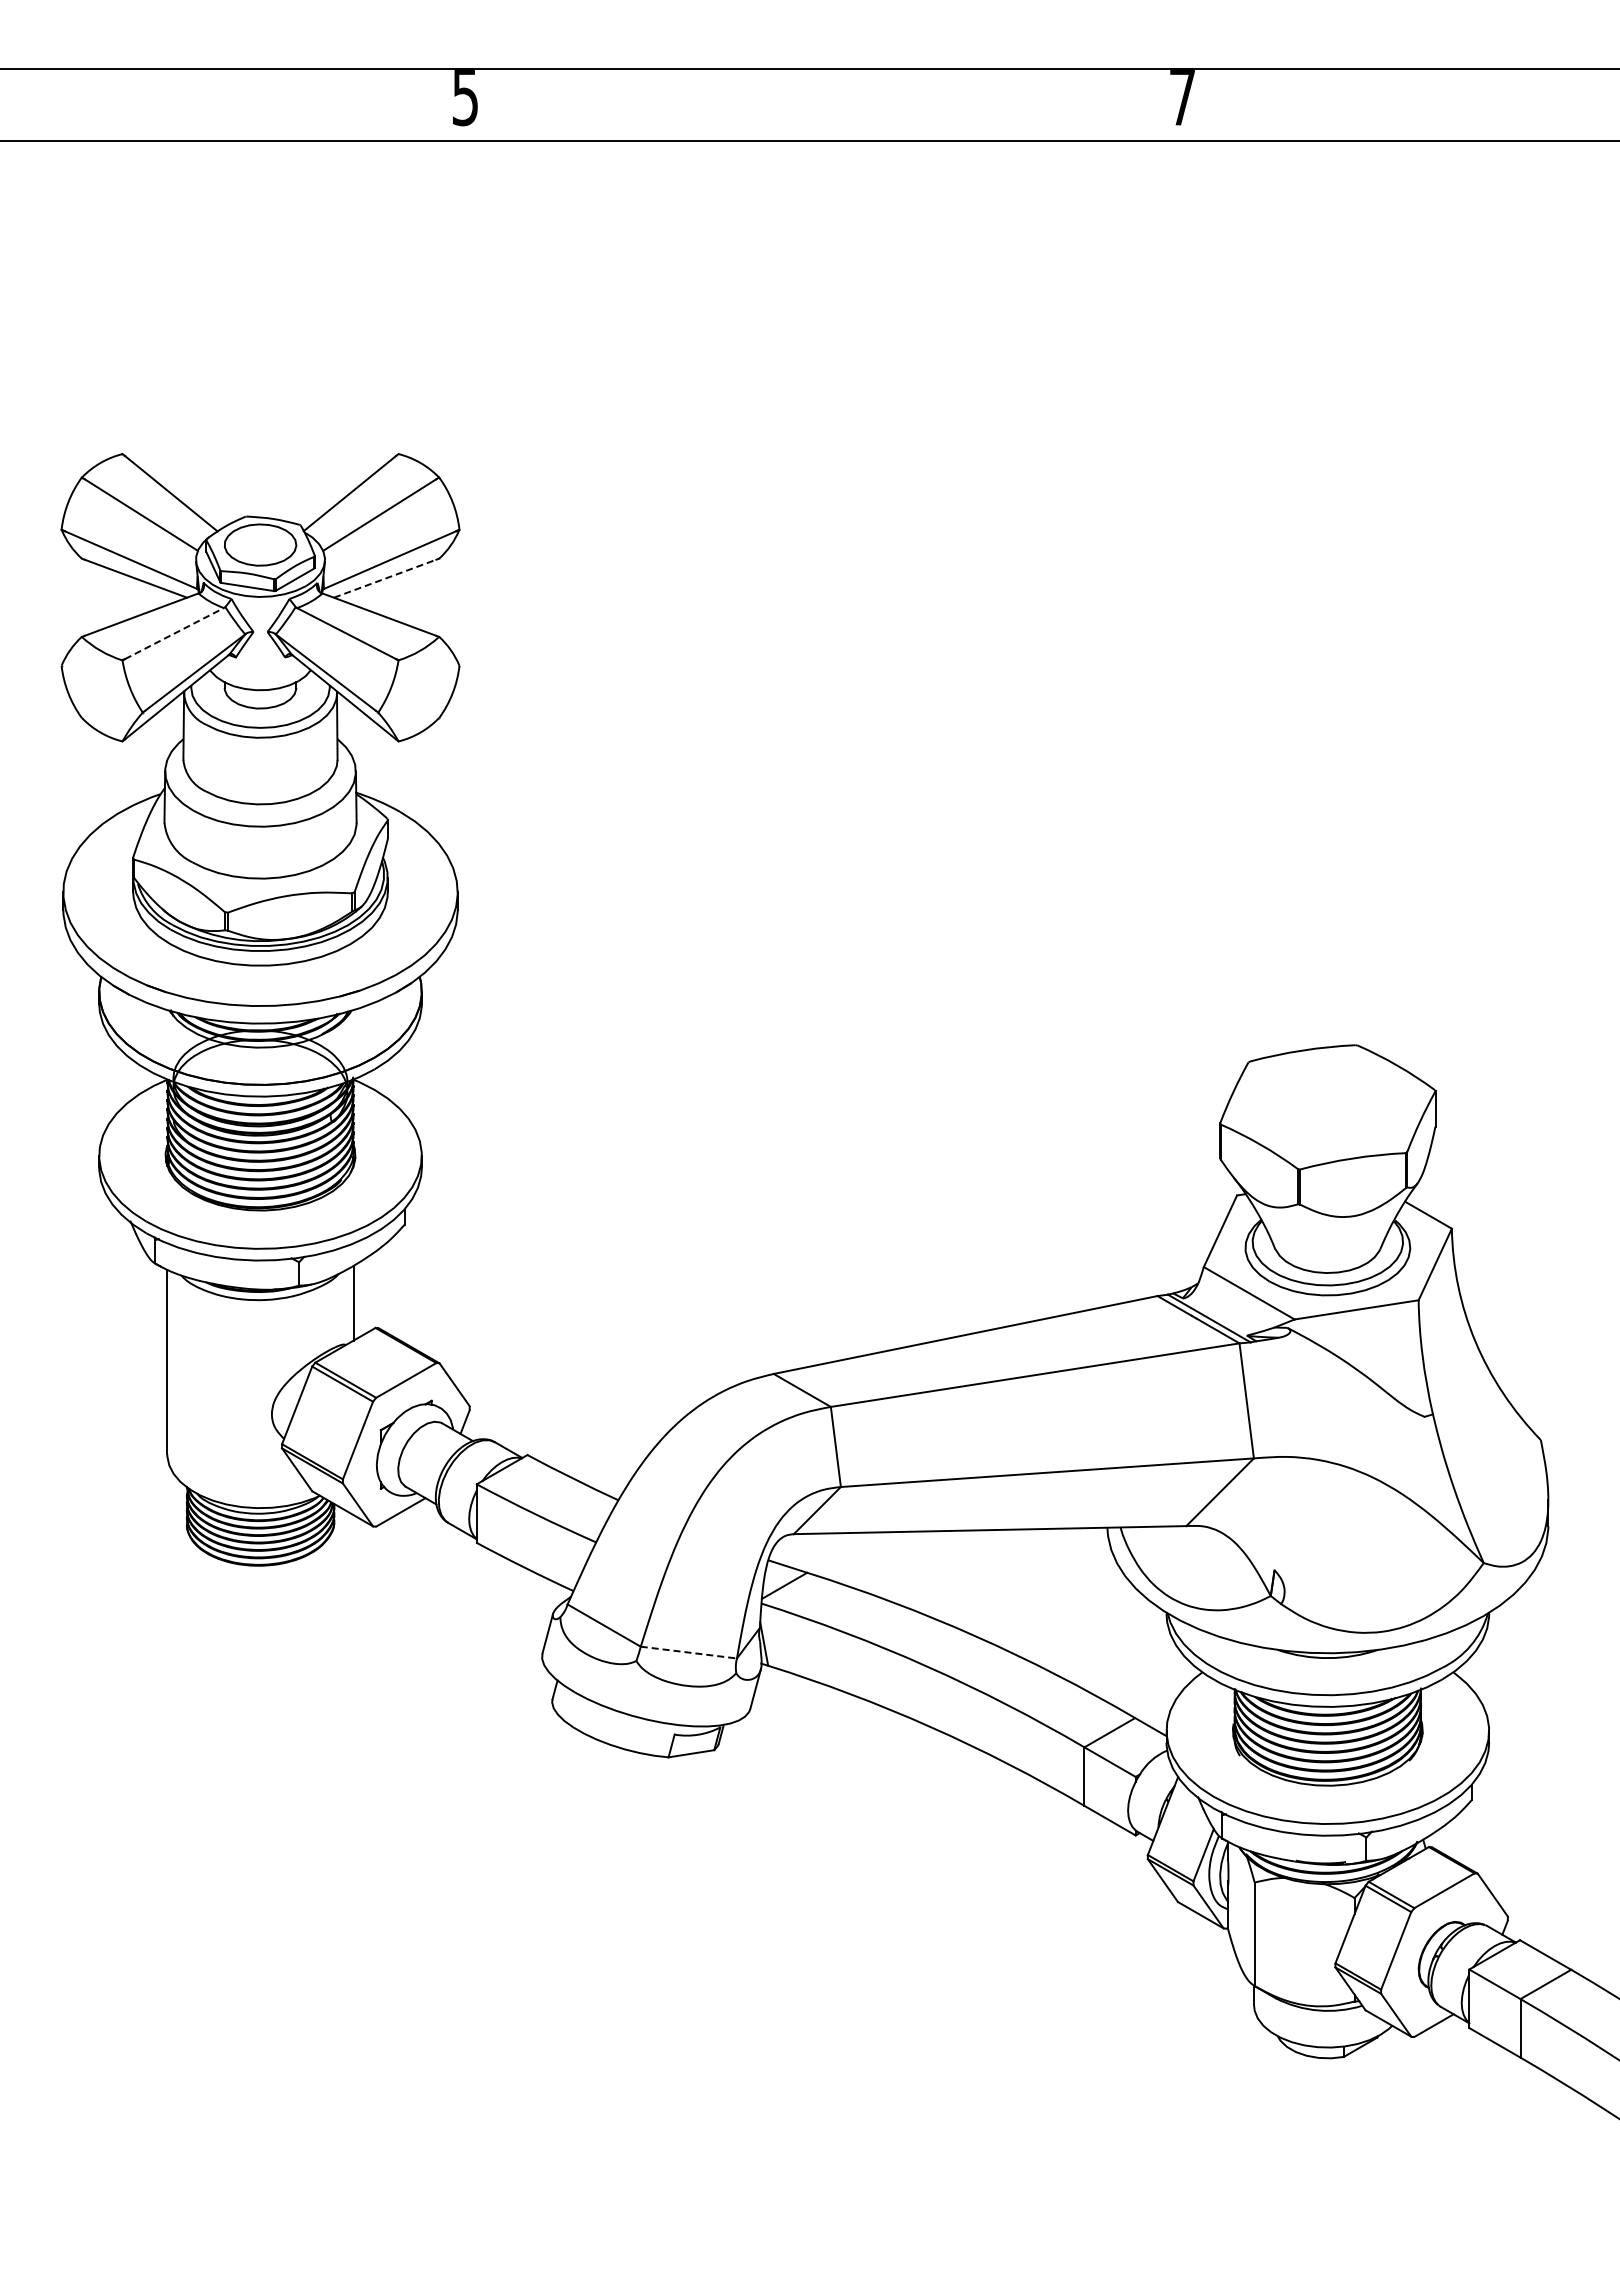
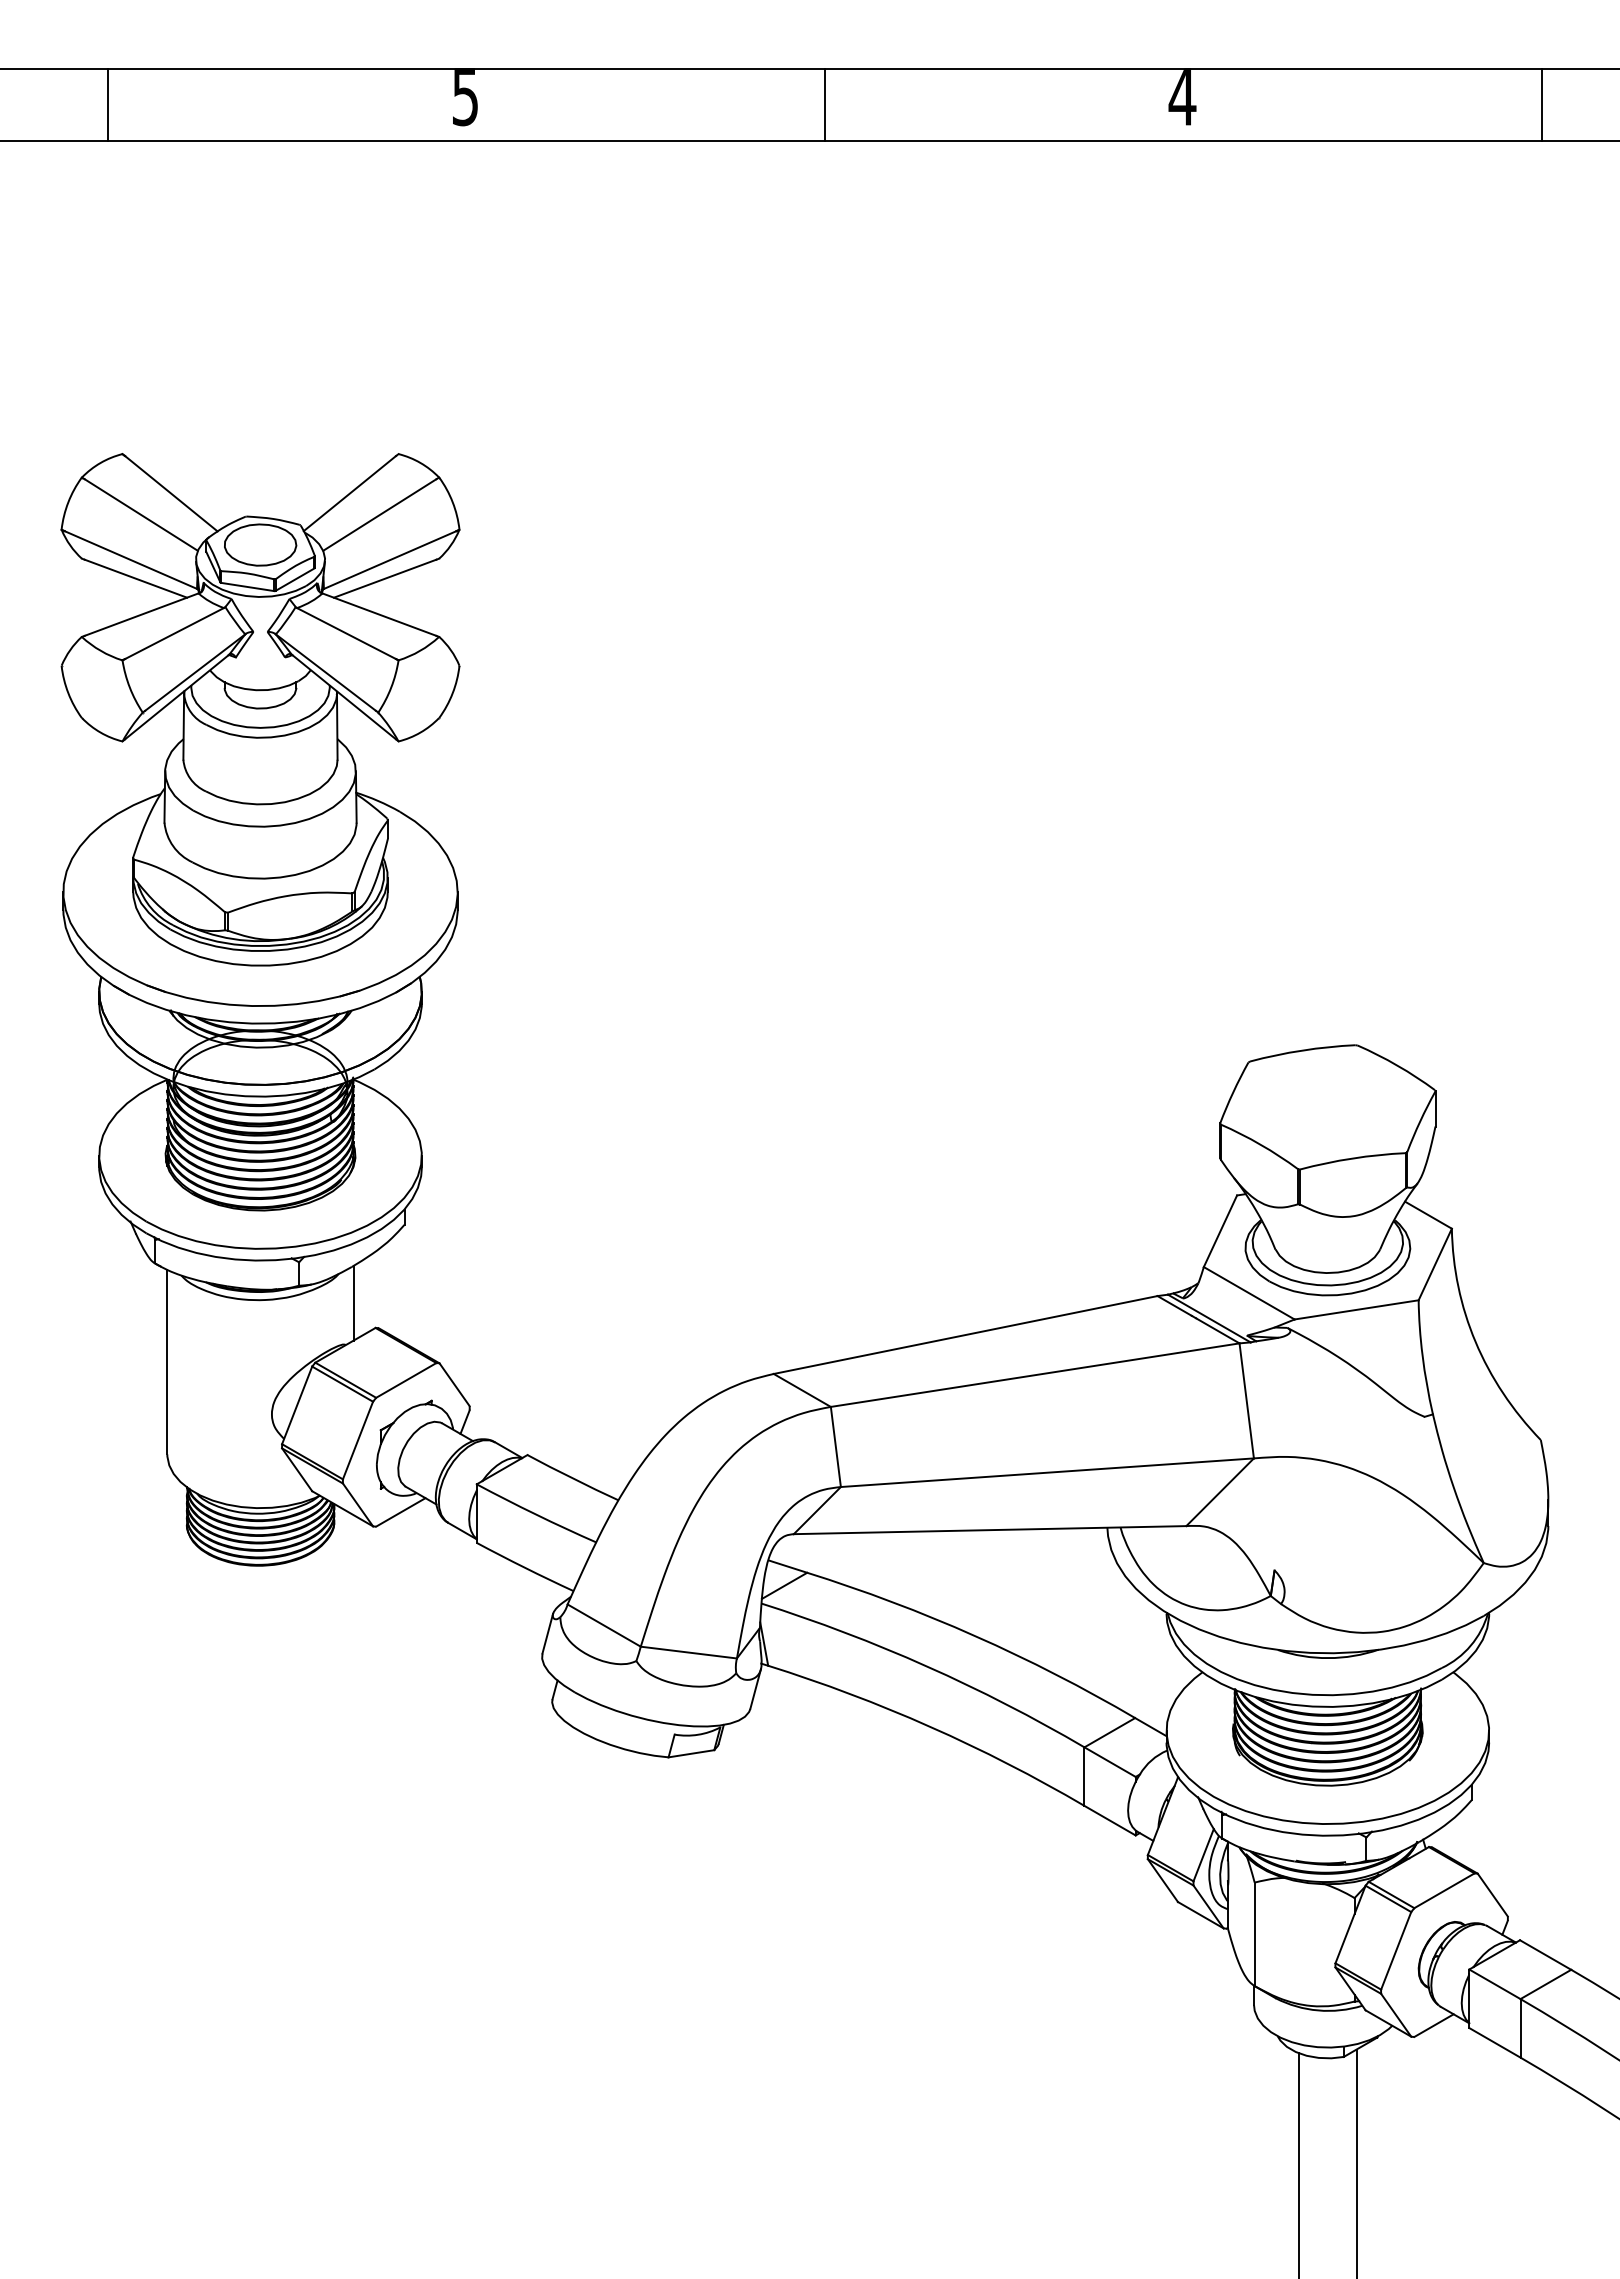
text: 7 -> 4 (1182, 97)
line: none -> present (107, 104)
line: none -> present (824, 104)
line: none -> present (1541, 104)
line: dashed -> solid (385, 578)
line: dashed -> solid (174, 633)
line: dashed -> solid (689, 1652)
line: none -> present (1356, 2162)
line: none -> present (1299, 2164)
